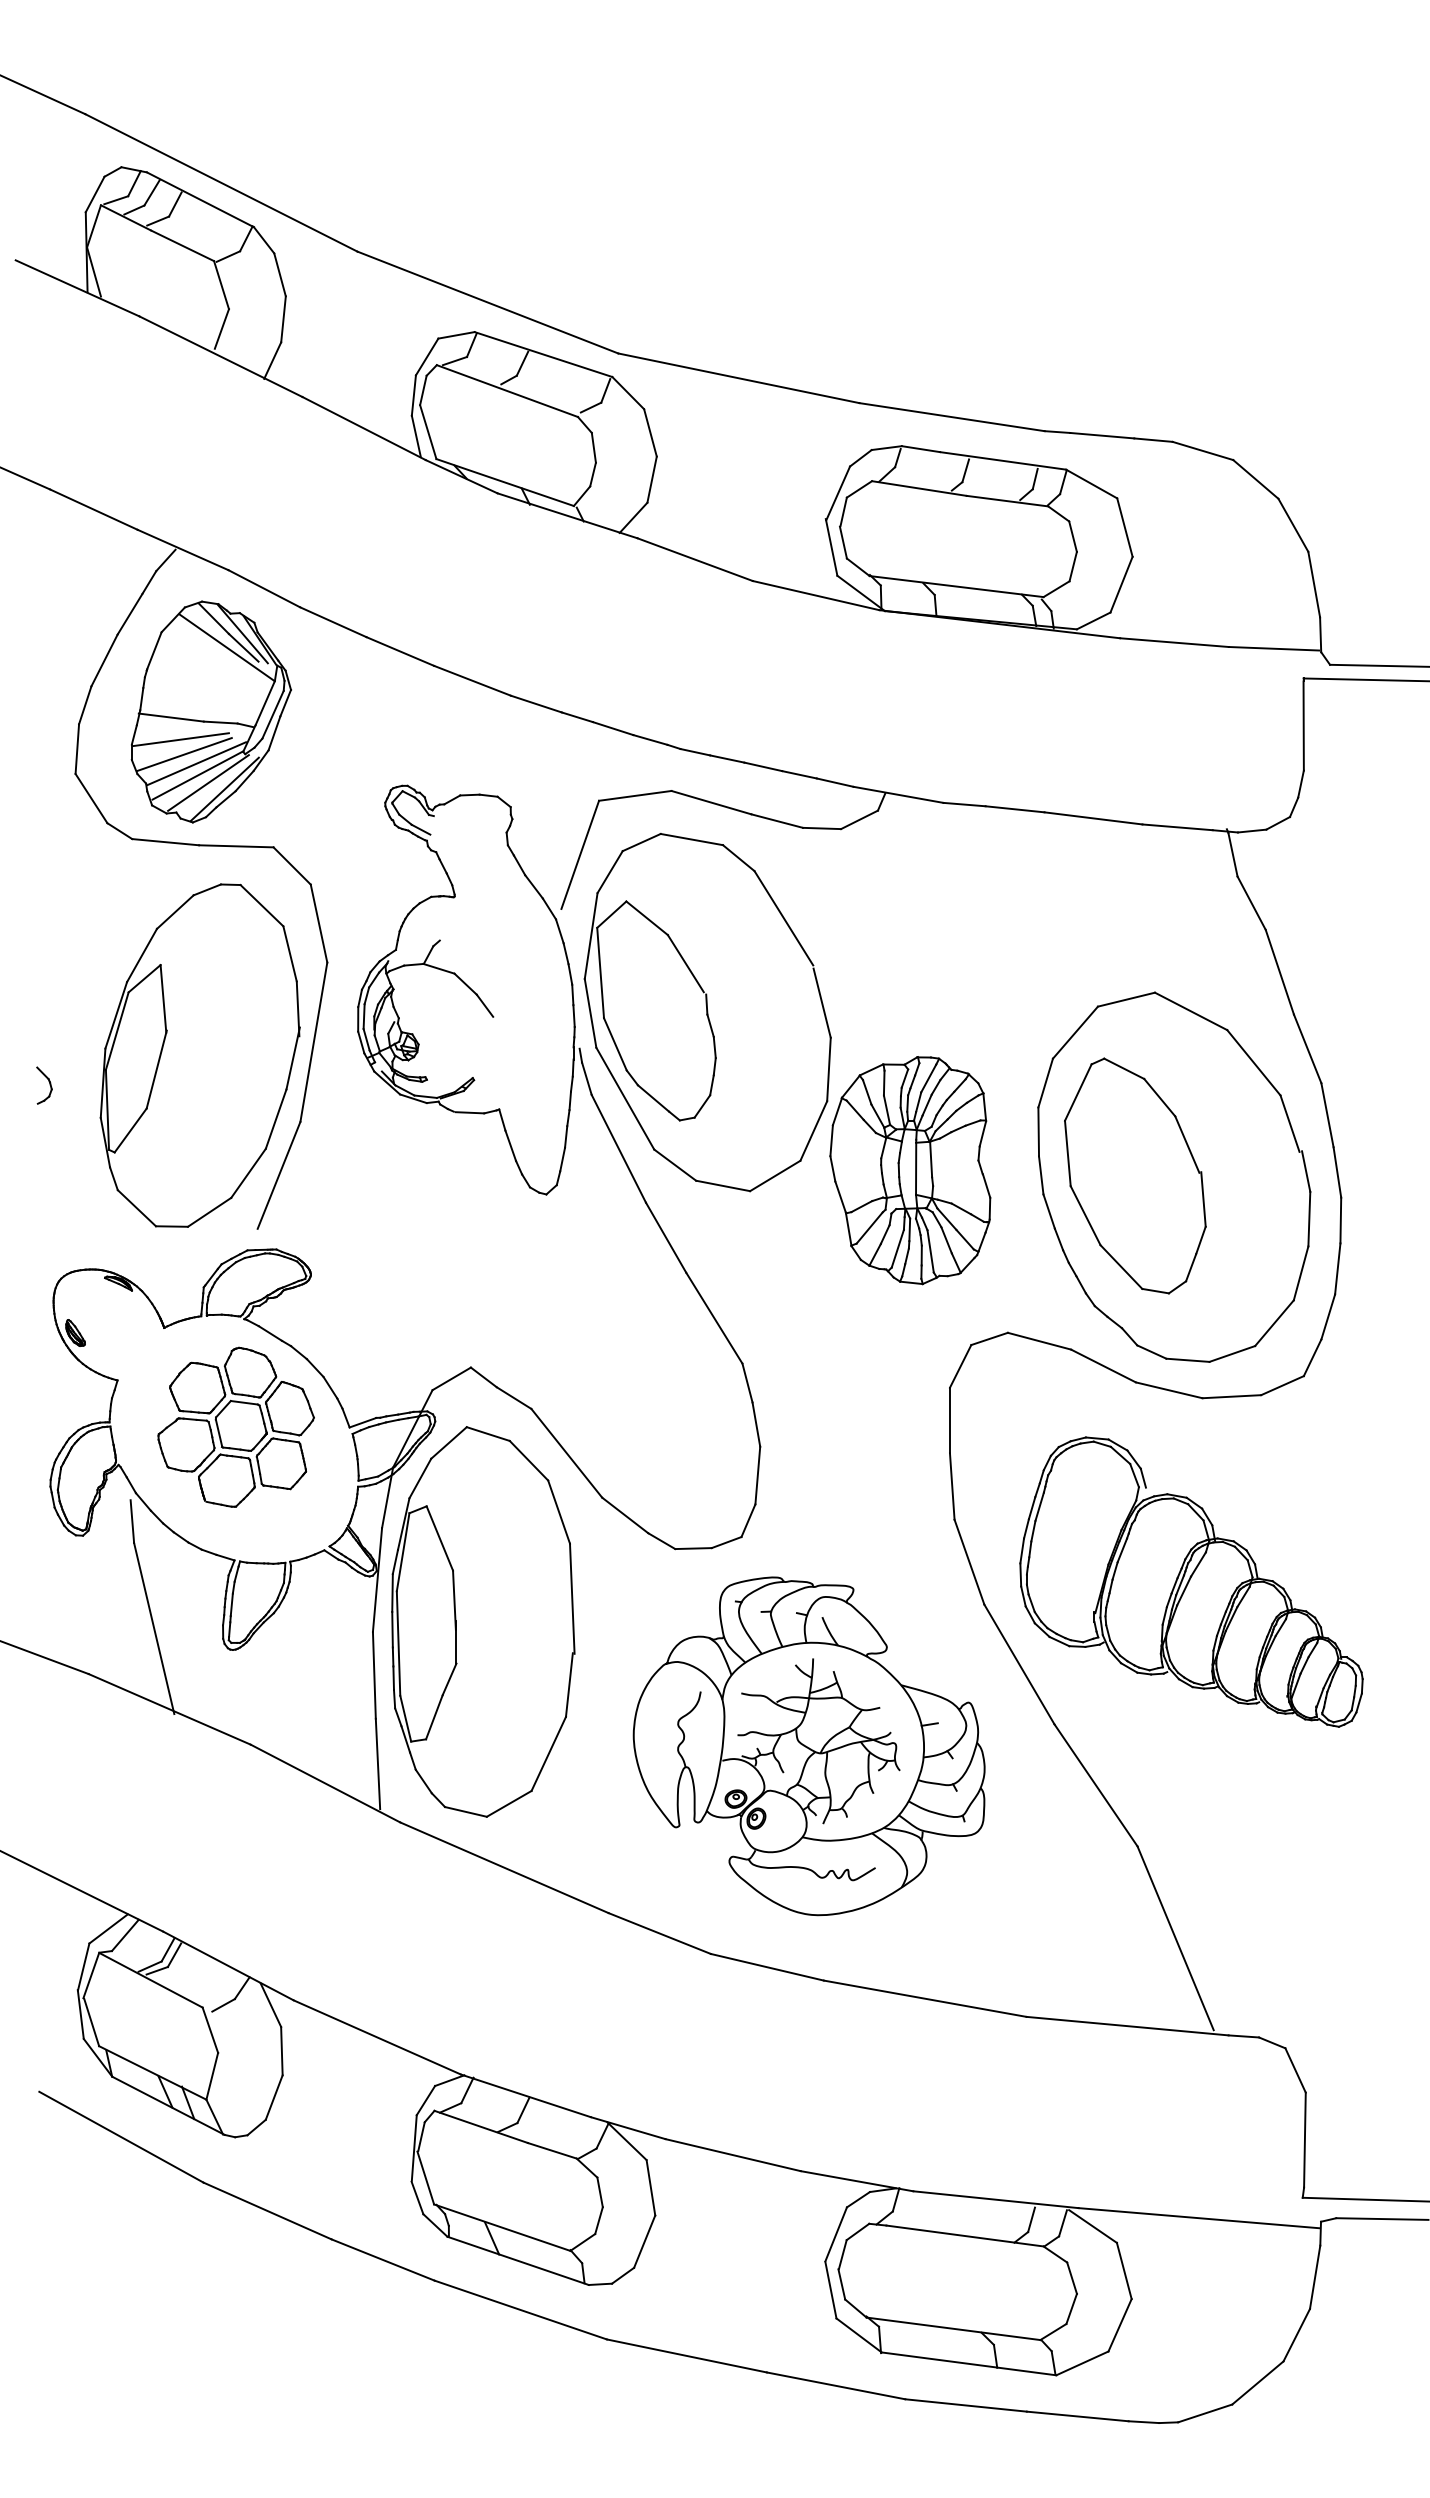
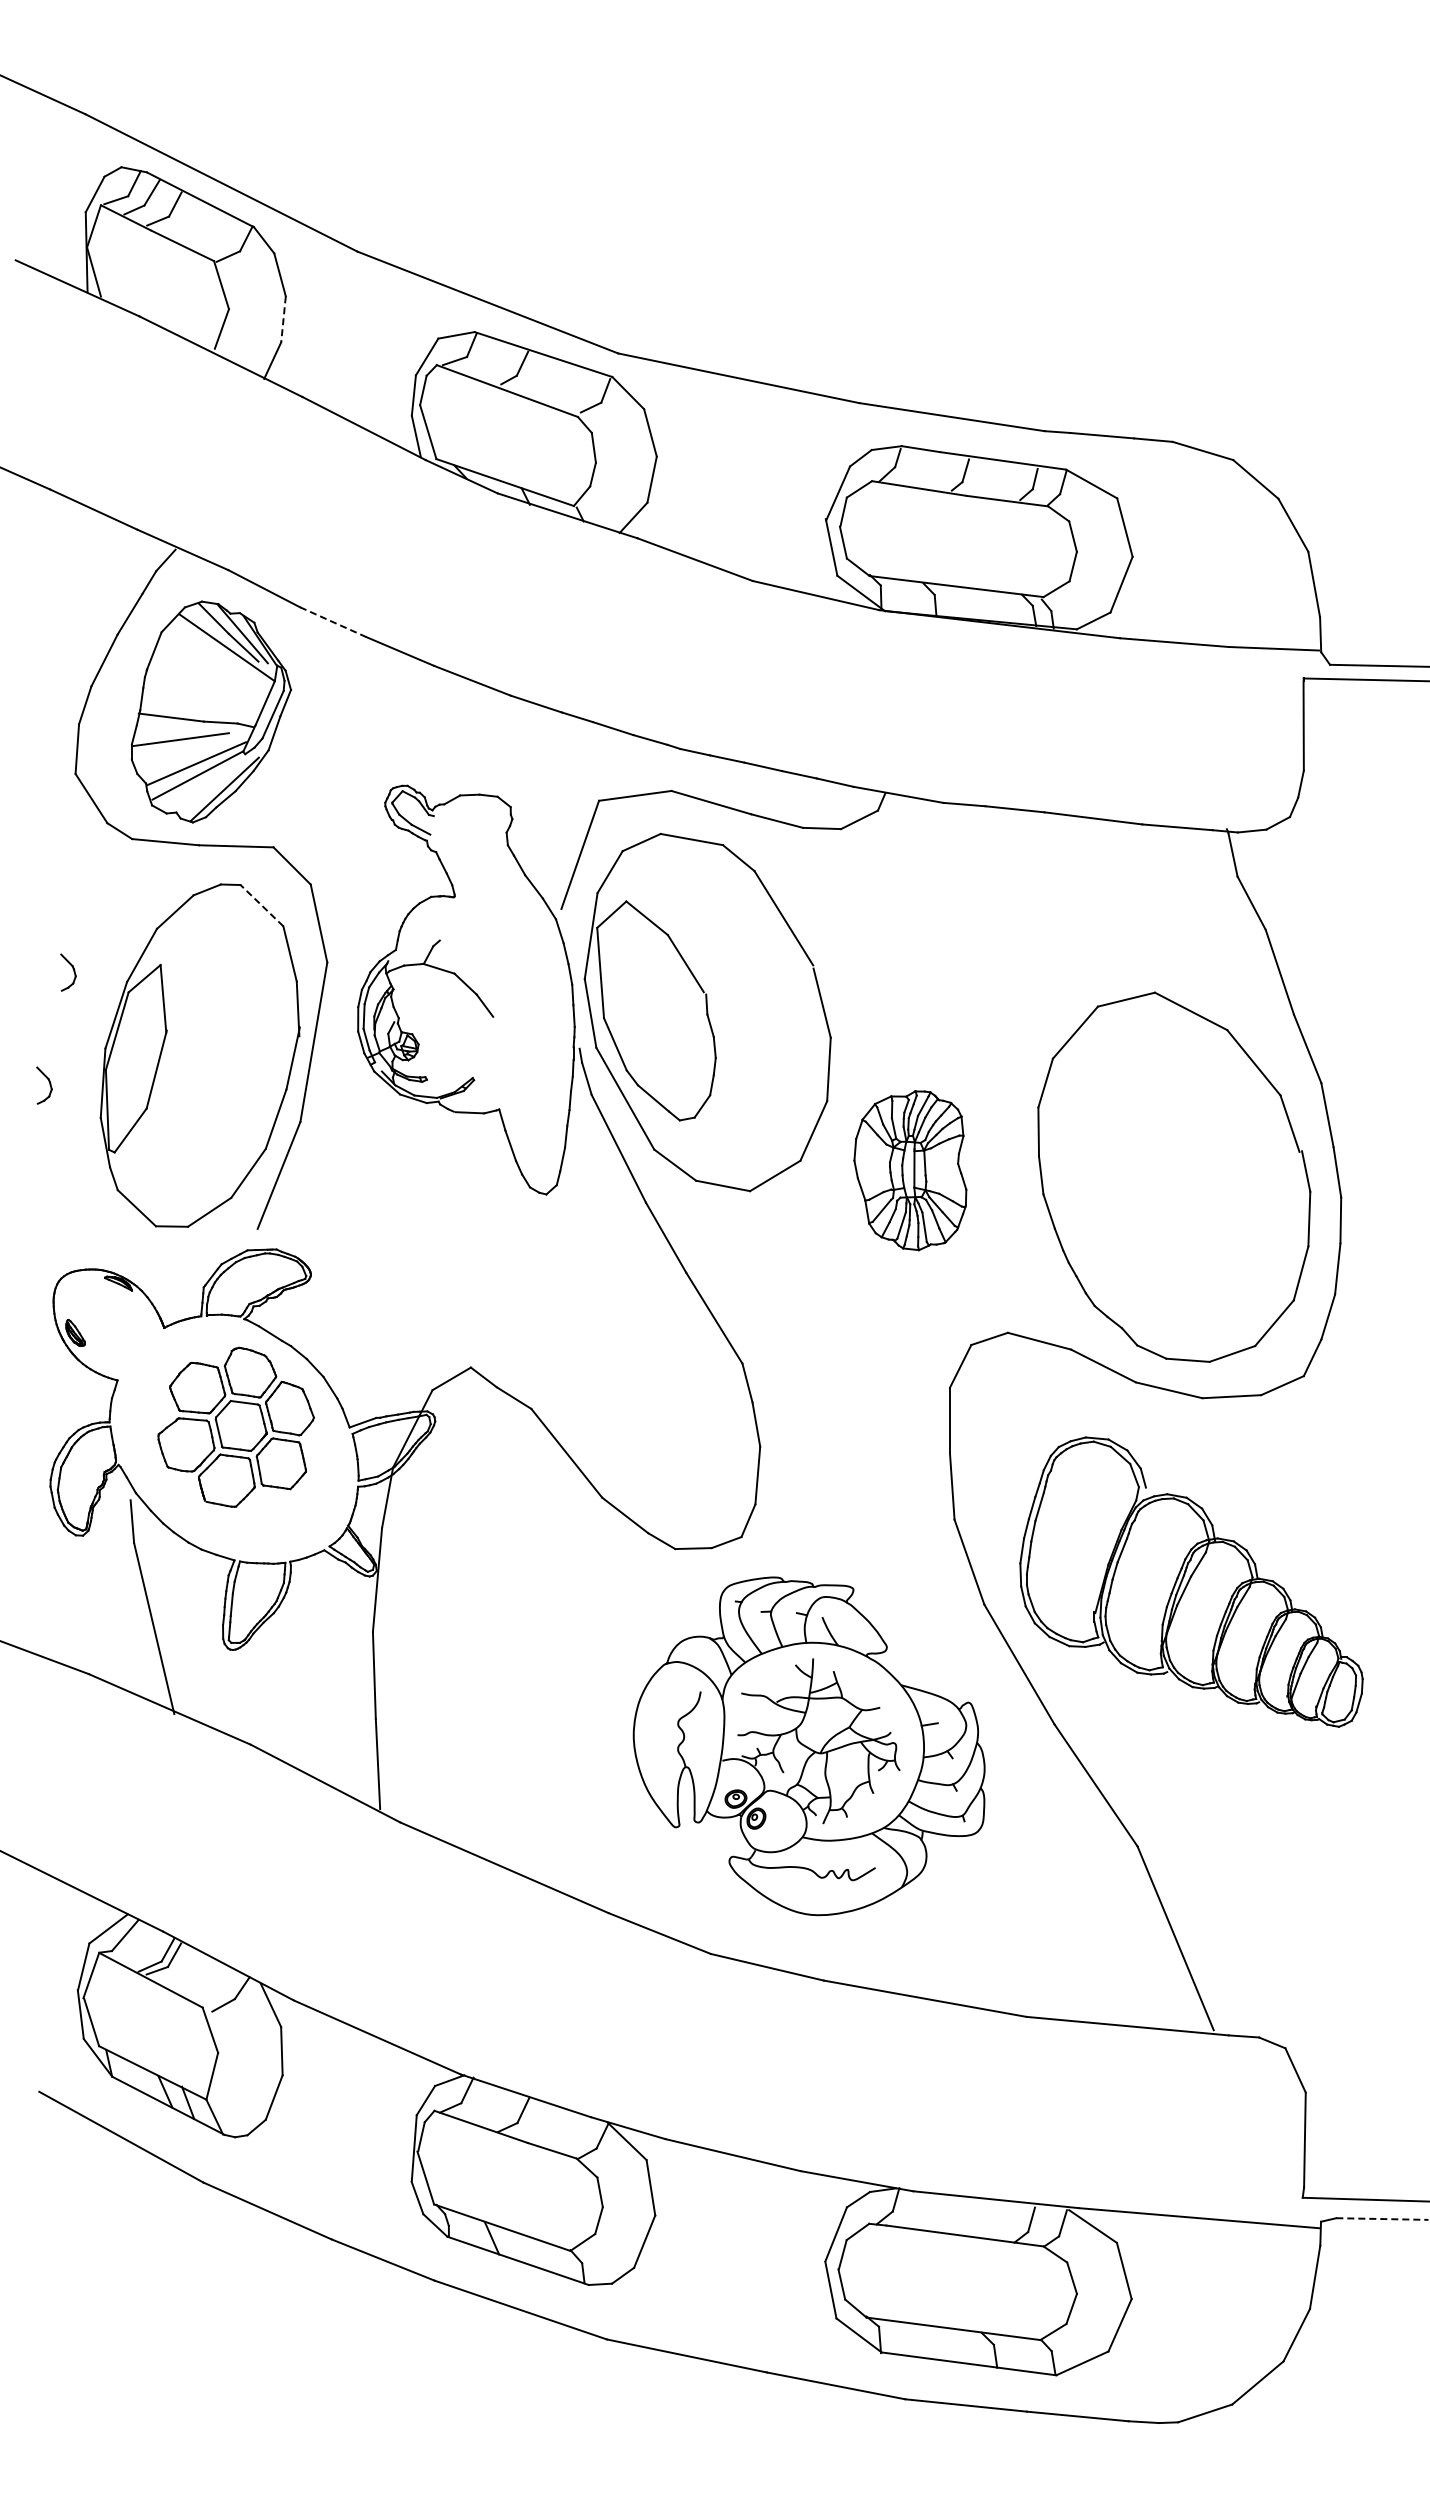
line: solid -> dashed (283, 319)
line: solid -> dashed (333, 622)
line: present -> none (184, 754)
line: present -> none (208, 782)
line: solid -> dashed (261, 905)
part: none -> present (68, 972)
part size: 163x230 px -> 115x162 px (910, 1170)
part: present -> none (1135, 1175)
part: present -> none (483, 1621)
line: solid -> dashed (1382, 2219)
